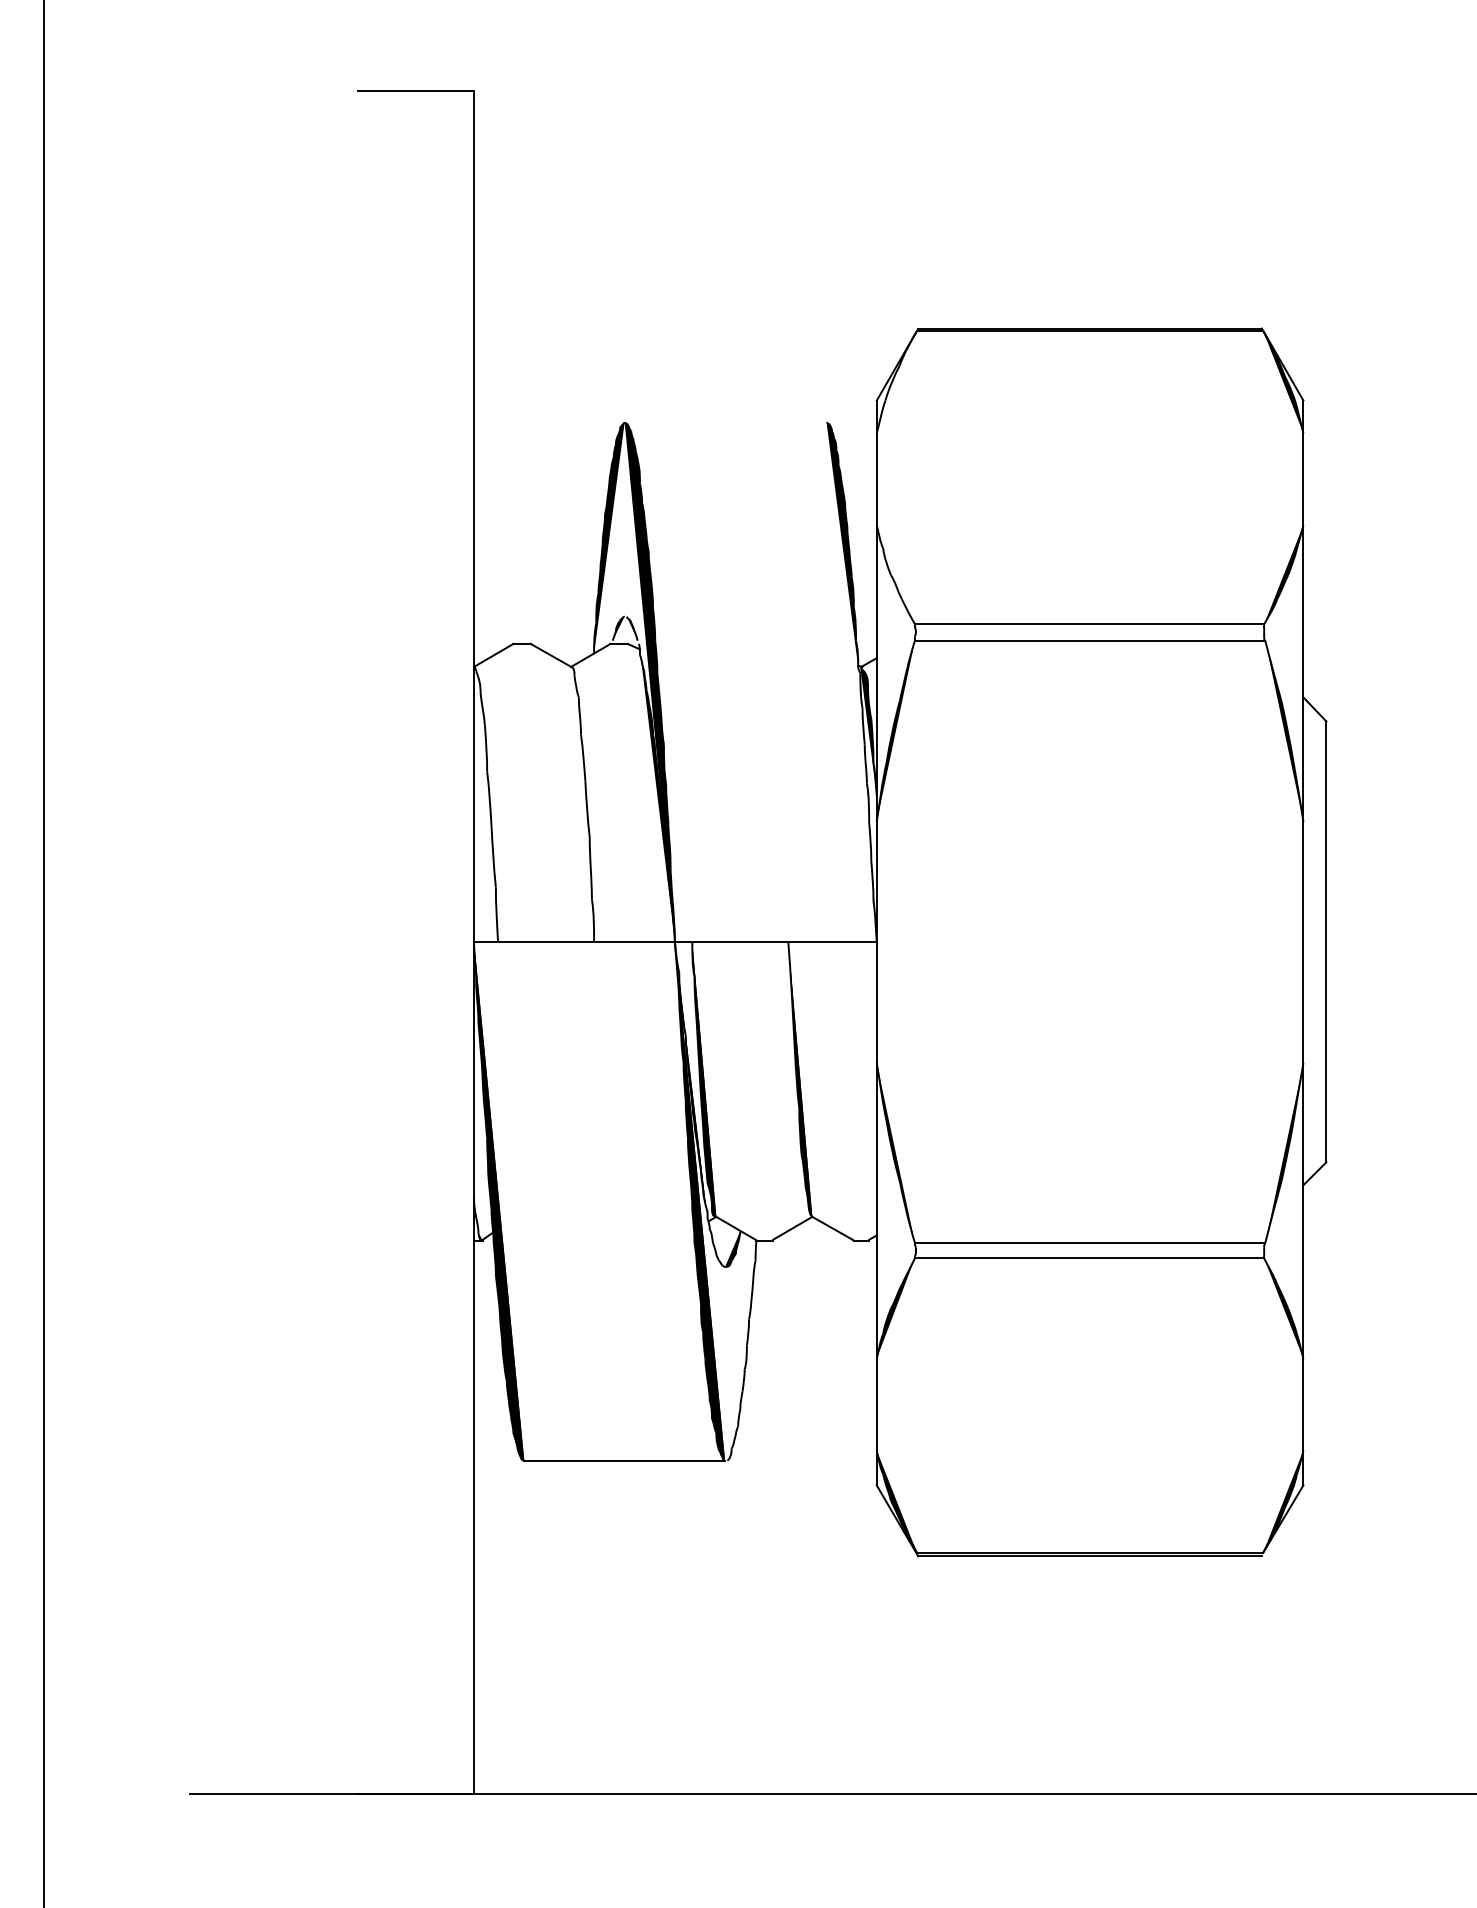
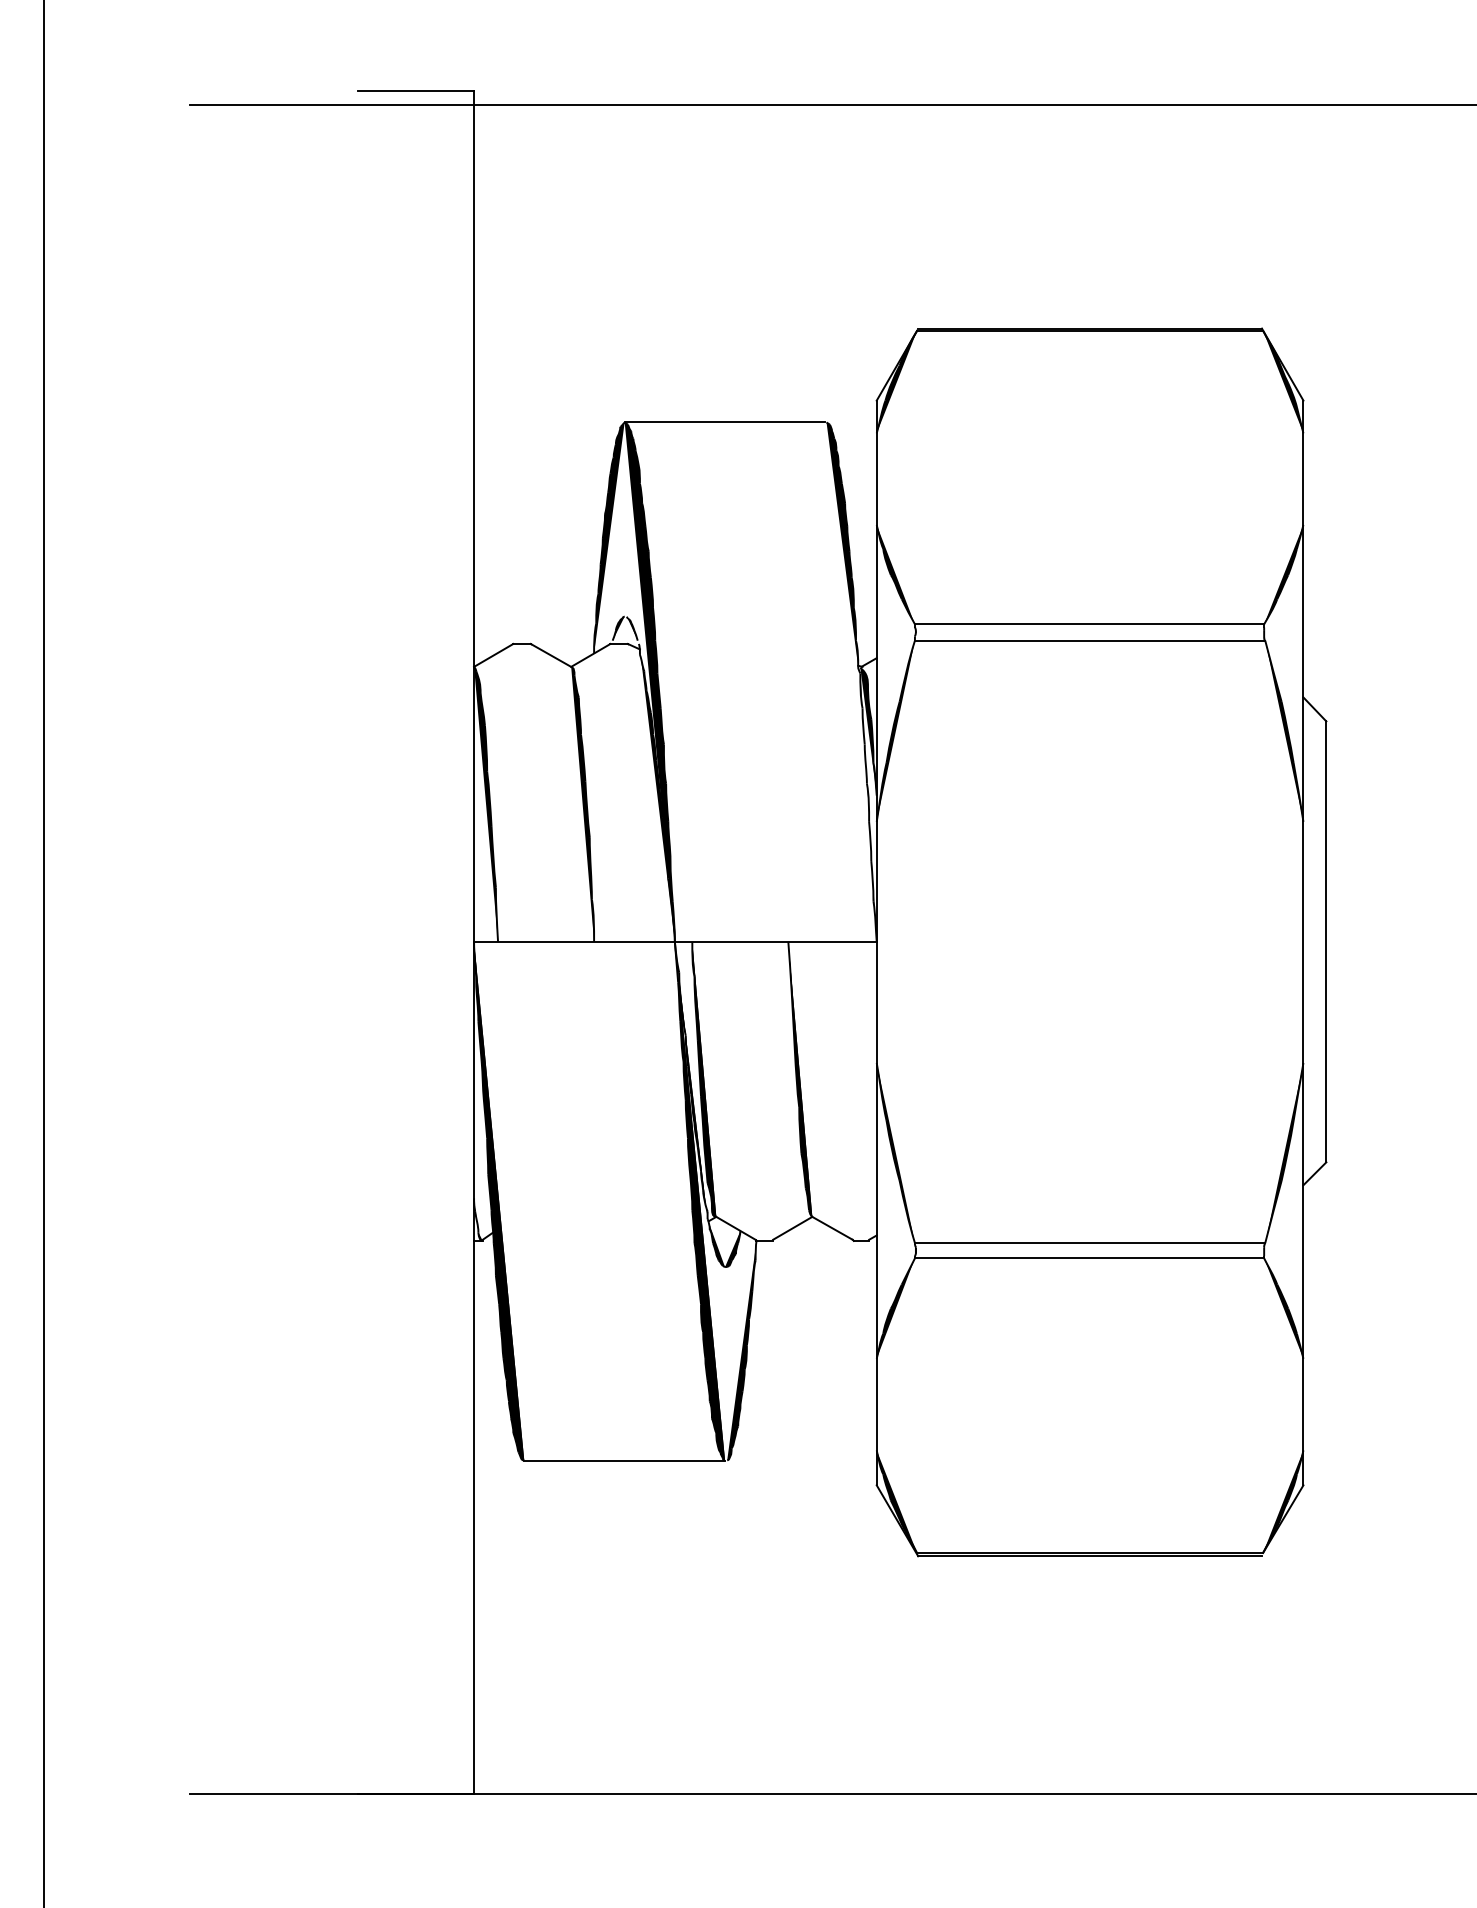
line: none -> present (831, 104)
fill: none -> present (896, 381)
line: none -> present (724, 422)
fill: none -> present (895, 574)
fill: none -> present (486, 803)
fill: none -> present (582, 803)
fill: none -> present (716, 1243)
fill: none -> present (741, 1349)
